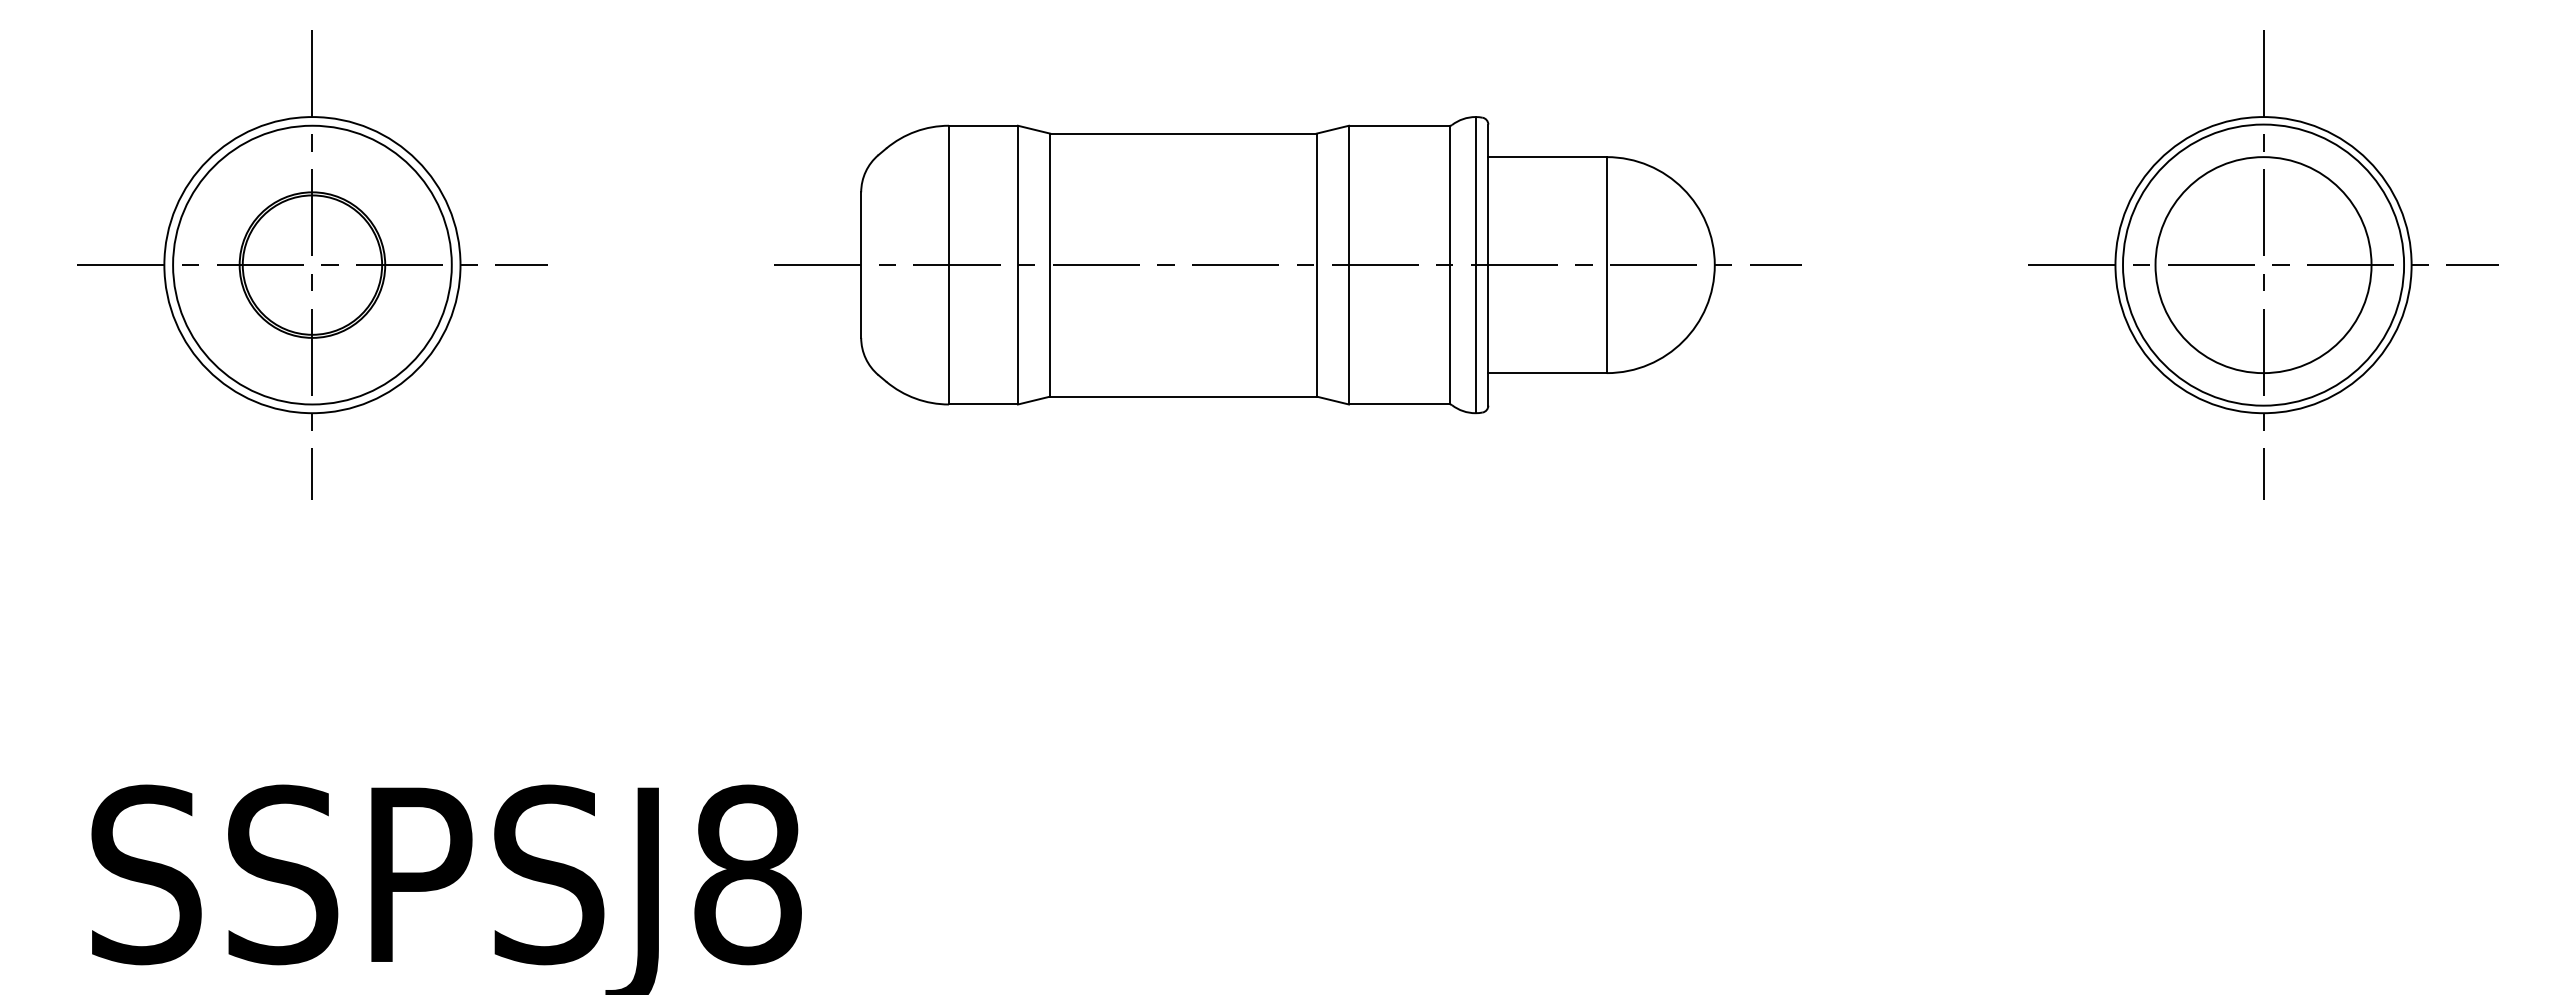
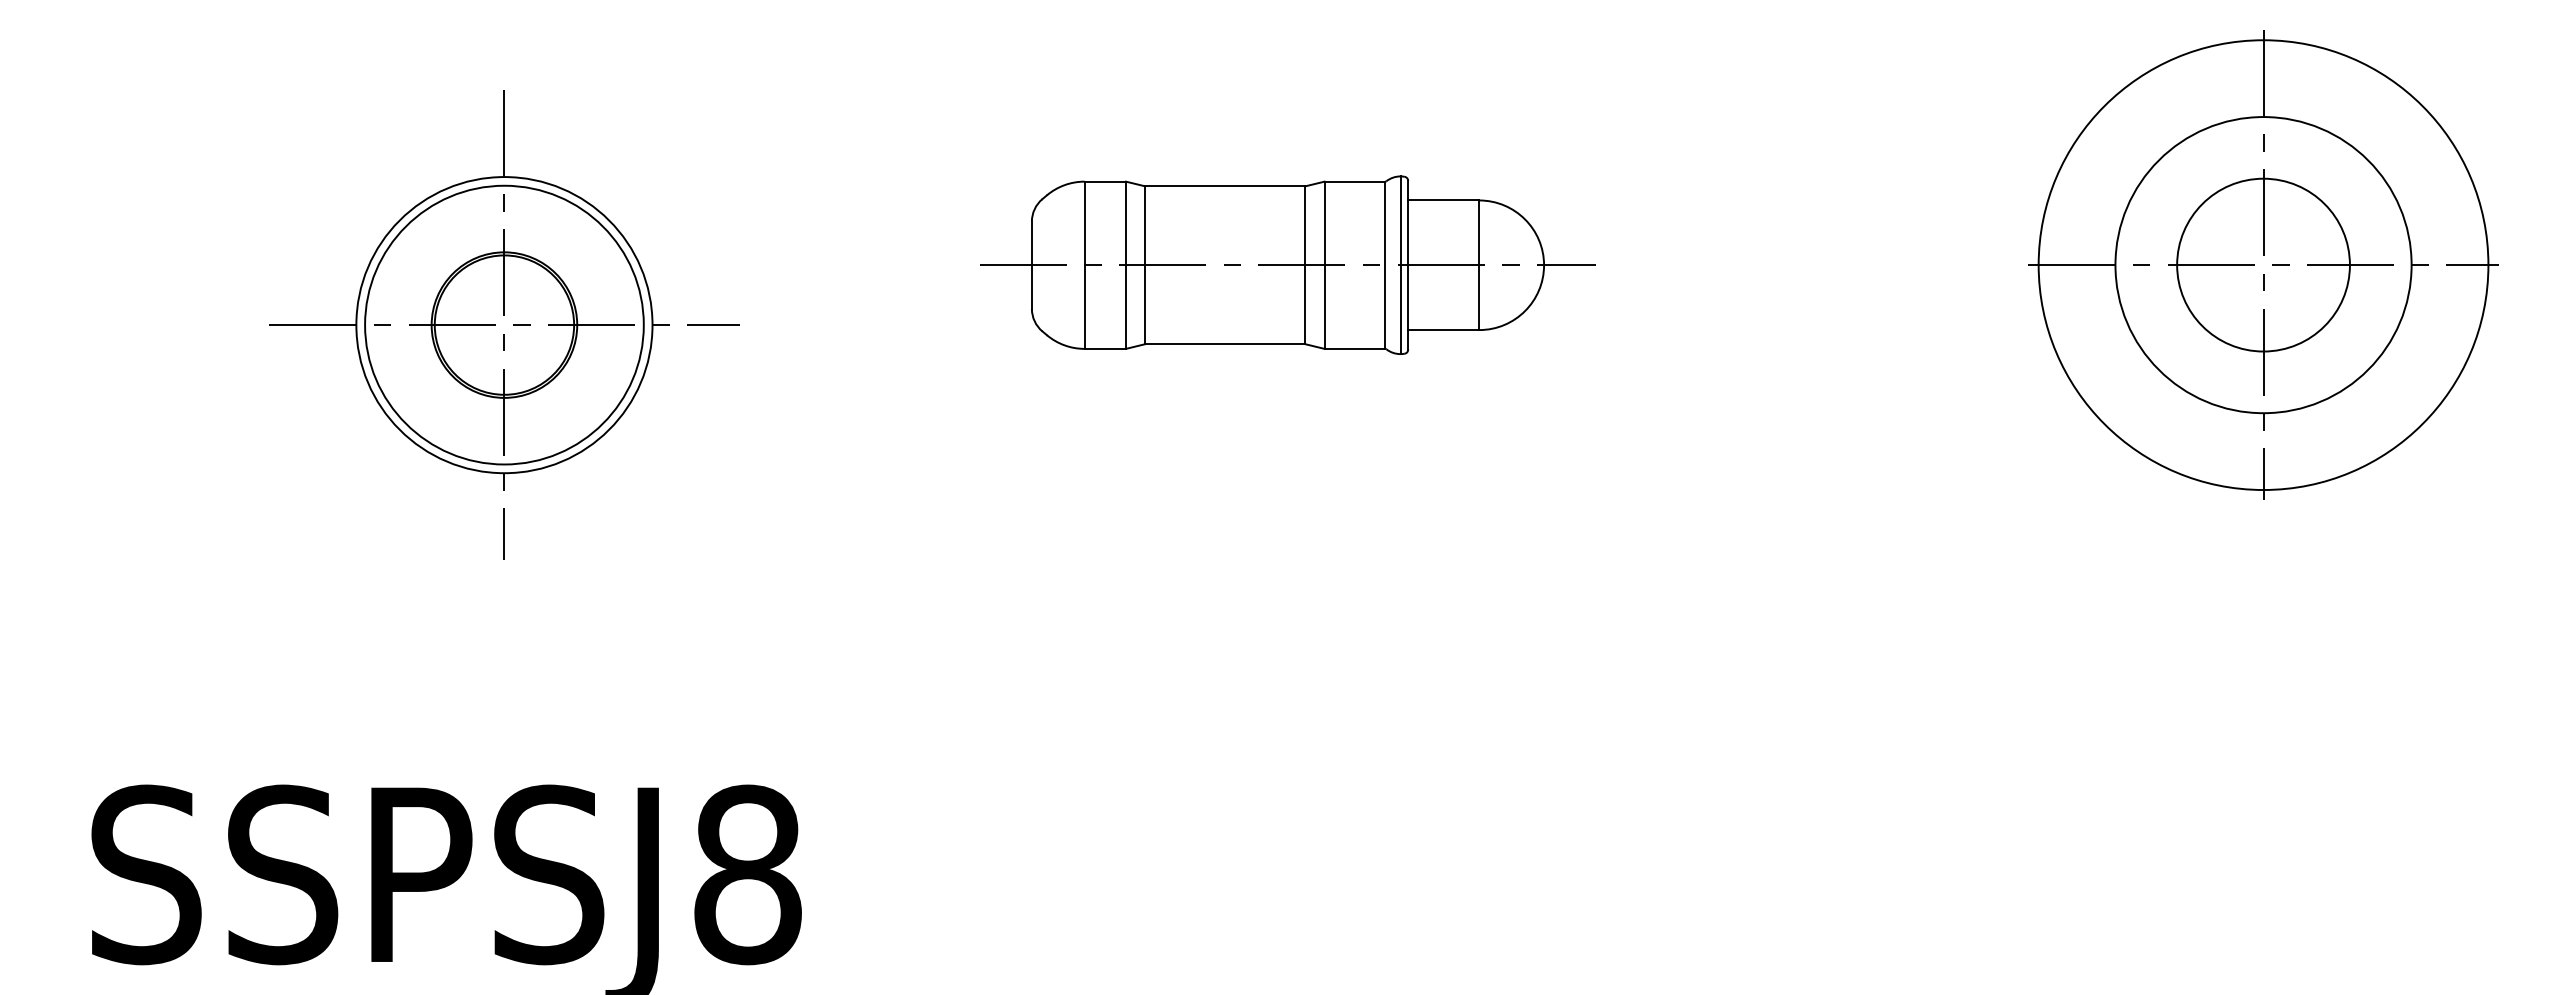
part position: (312, 264) -> (504, 324) (504, 324)
circle diameter: 281 px -> 450 px (2263, 265)
part size: 1028x299 px -> 616x180 px (1287, 264)
circle diameter: 216 px -> 173 px (2263, 264)
